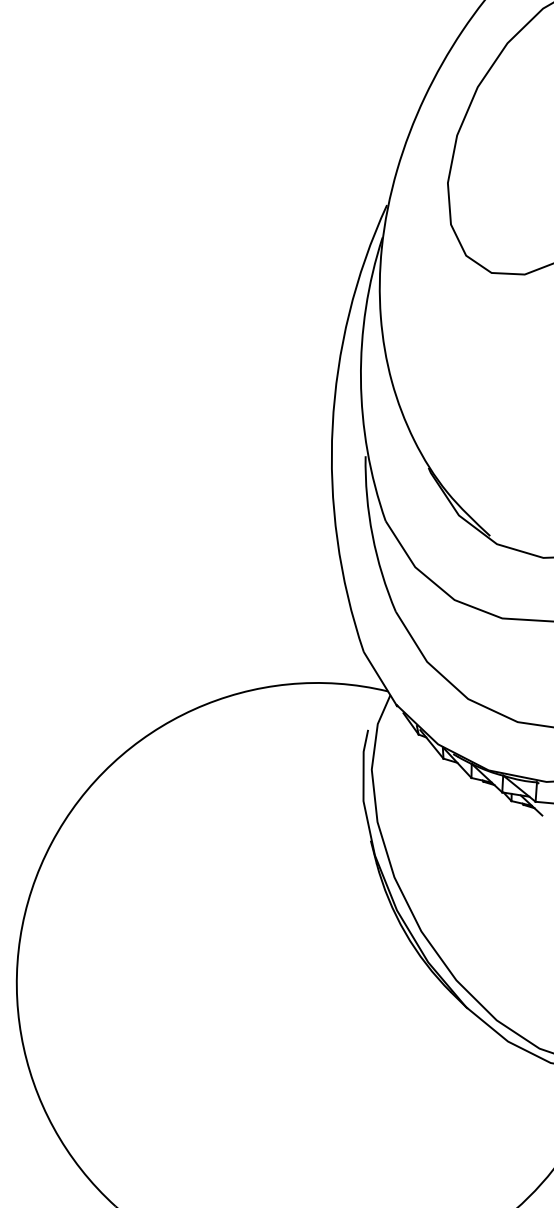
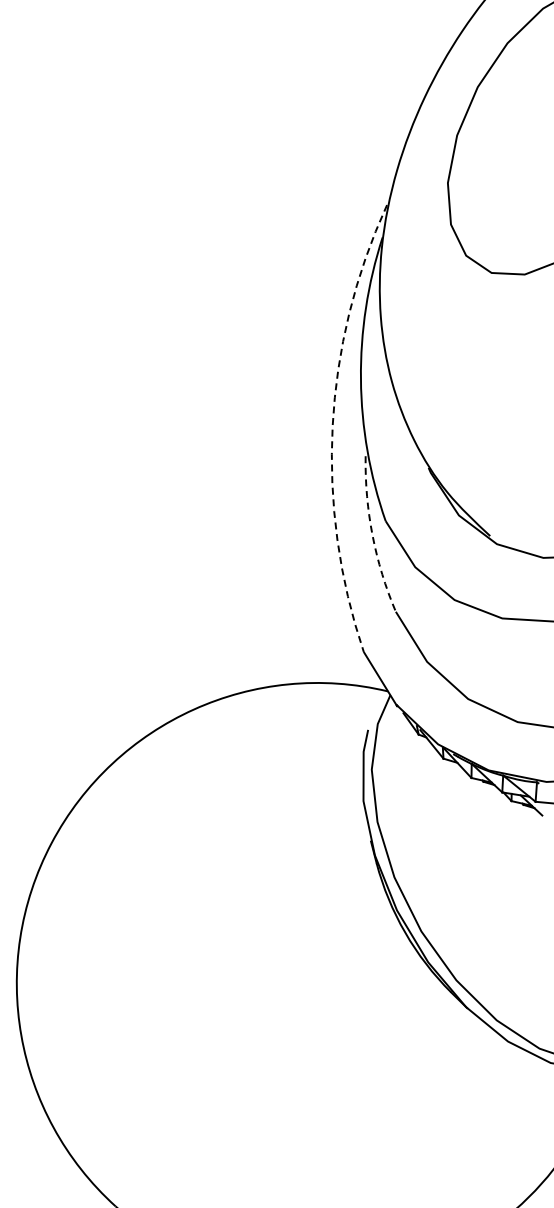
arc: solid -> dashed (332, 426)
arc: solid -> dashed (372, 535)
